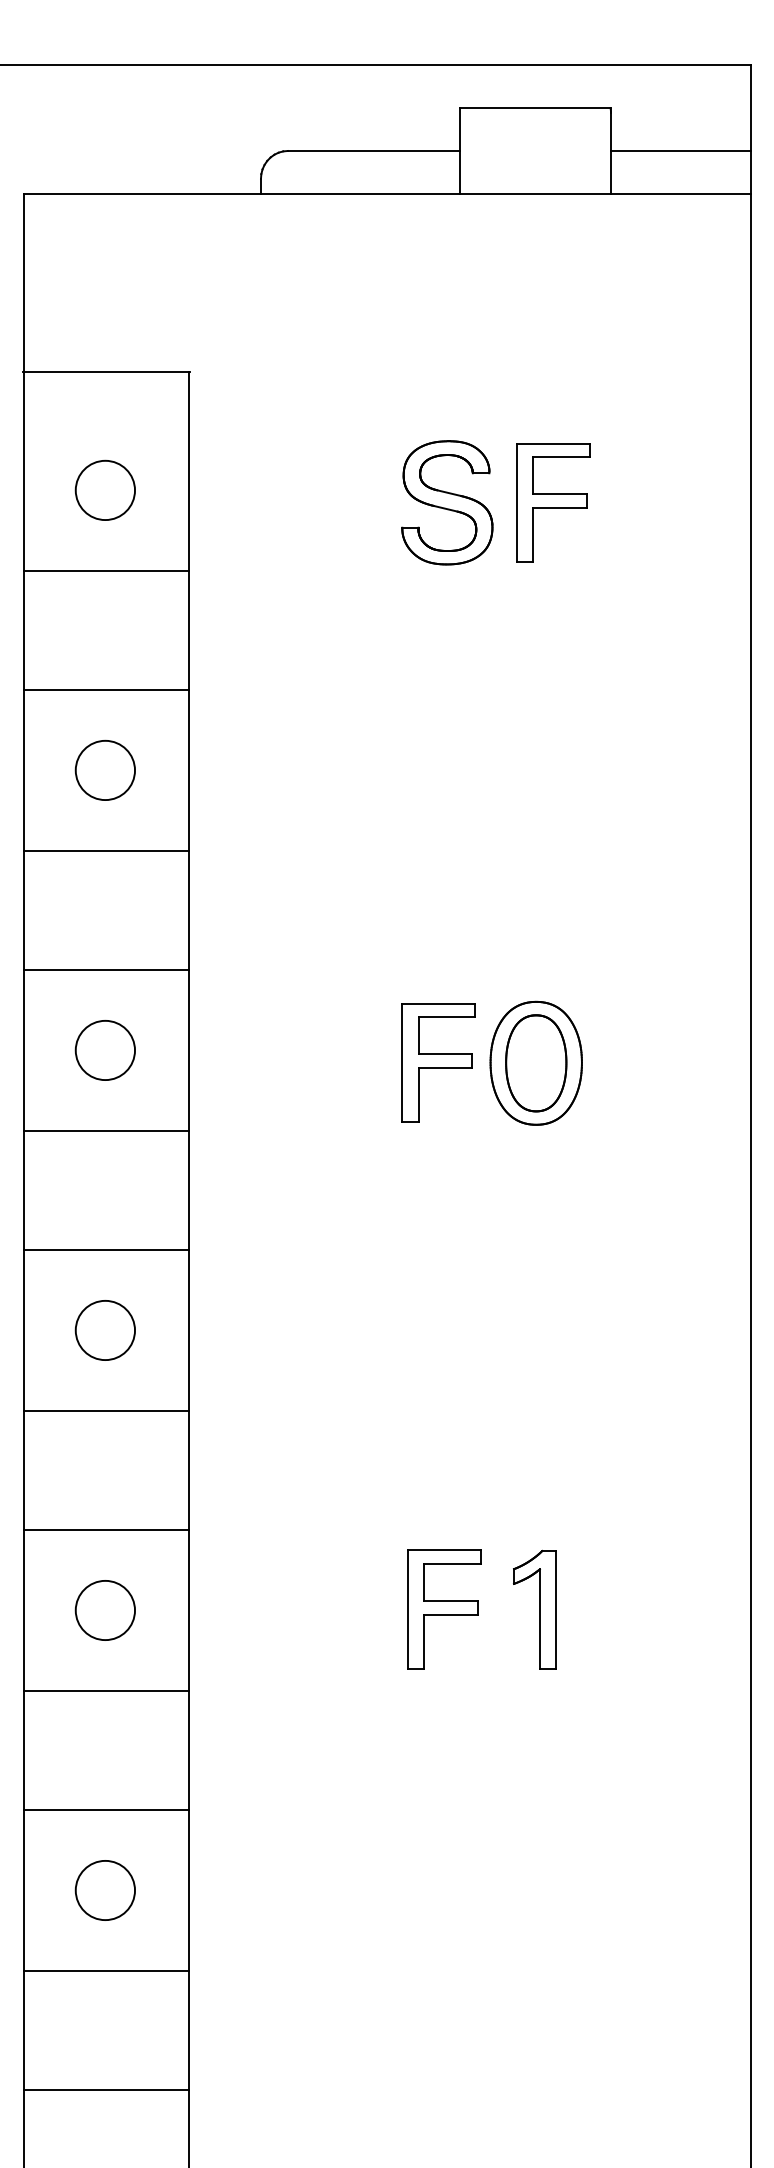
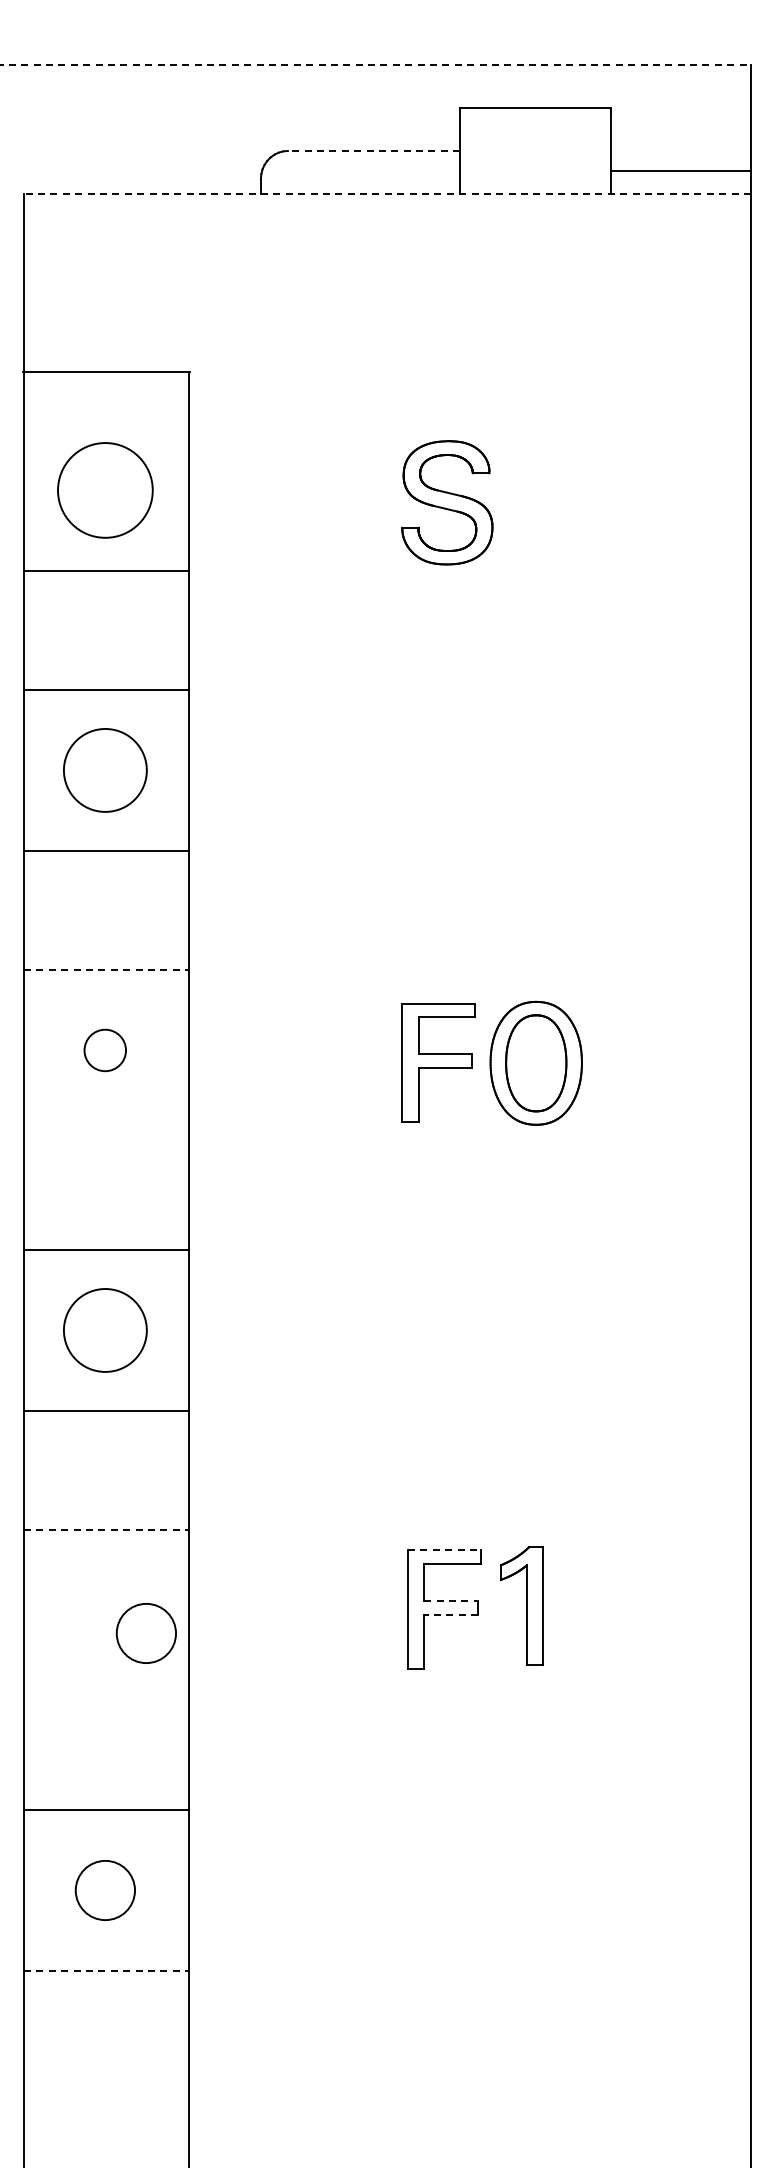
line: solid -> dashed (376, 65)
line: solid -> dashed (373, 150)
line position: (680, 150) -> (680, 170) (680, 170)
line: solid -> dashed (387, 194)
circle diameter: 59 px -> 95 px (105, 490)
part: present -> none (553, 502)
circle diameter: 59 px -> 83 px (104, 769)
line: solid -> dashed (106, 969)
circle size: 62x61 px -> 44x45 px (104, 1050)
line: present -> none (106, 1131)
circle diameter: 59 px -> 83 px (104, 1330)
line: solid -> dashed (106, 1529)
line: solid -> dashed (445, 1550)
line: solid -> dashed (451, 1601)
part position: (534, 1609) -> (521, 1605) (521, 1605)
circle position: (104, 1610) -> (145, 1633) (145, 1633)
line: solid -> dashed (451, 1614)
line: present -> none (106, 1691)
line: solid -> dashed (106, 1971)
line: present -> none (106, 2089)
